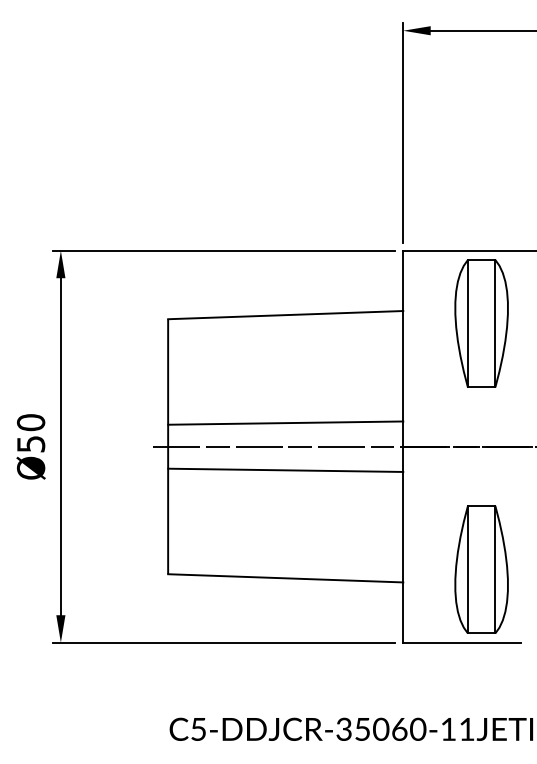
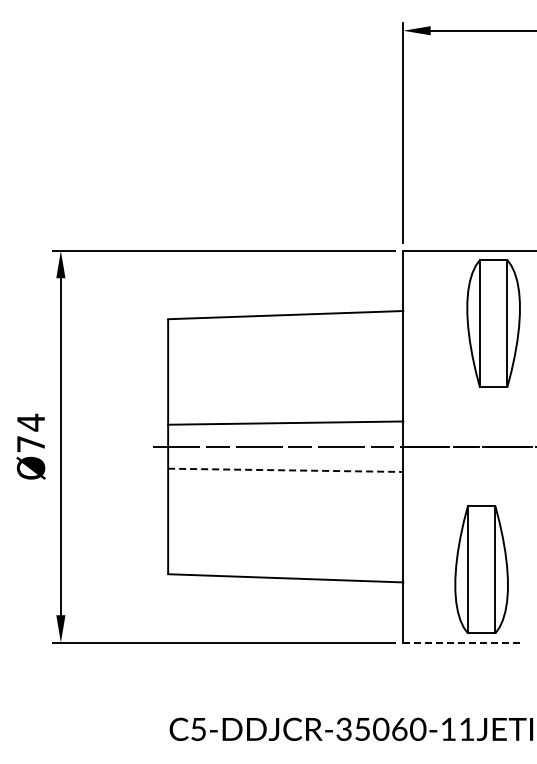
part position: (481, 323) -> (493, 323) (493, 323)
text: Ø50 -> Ø74 (30, 432)
line: solid -> dashed (285, 470)
line: solid -> dashed (462, 642)
